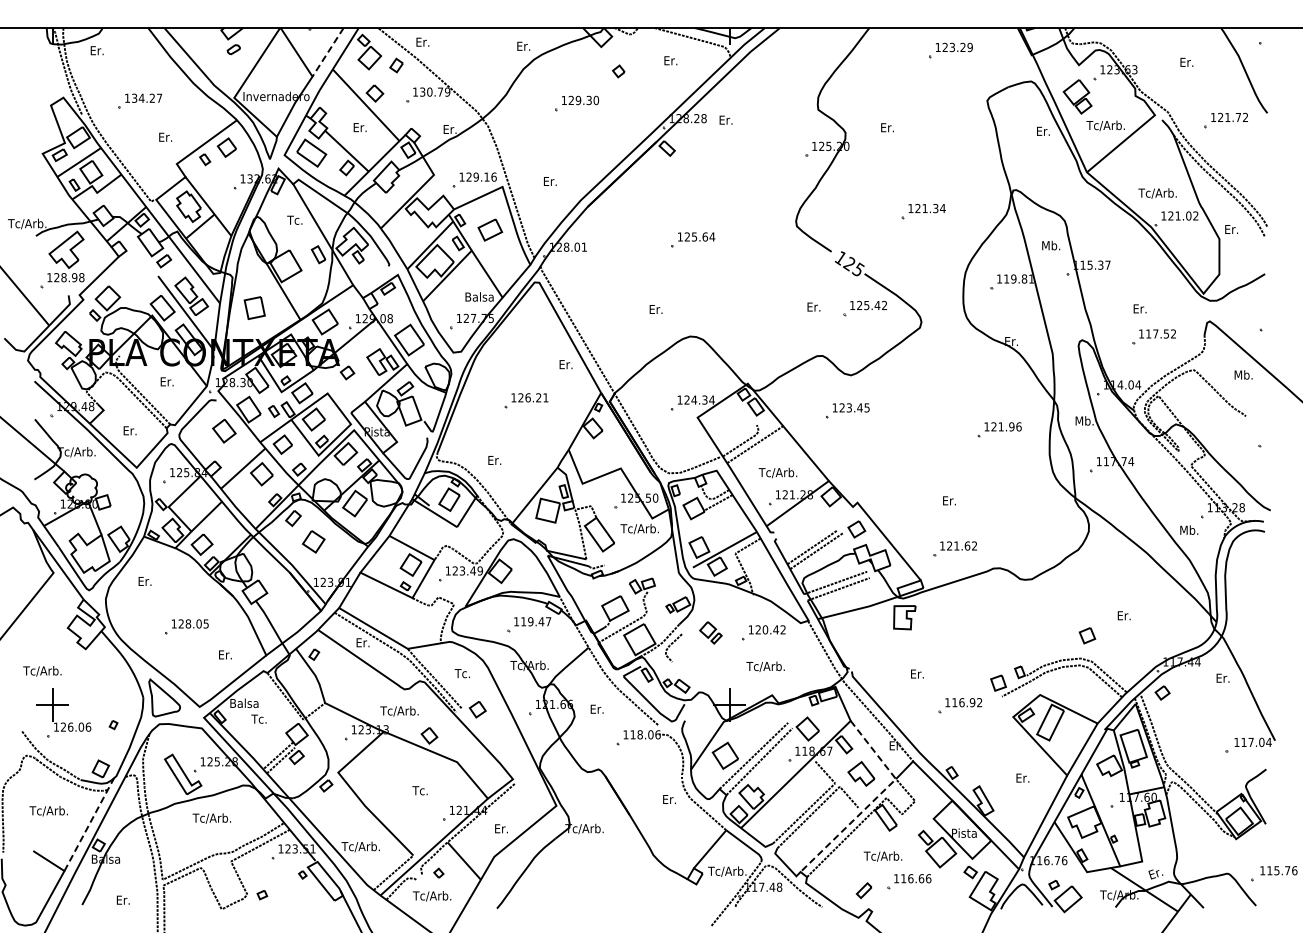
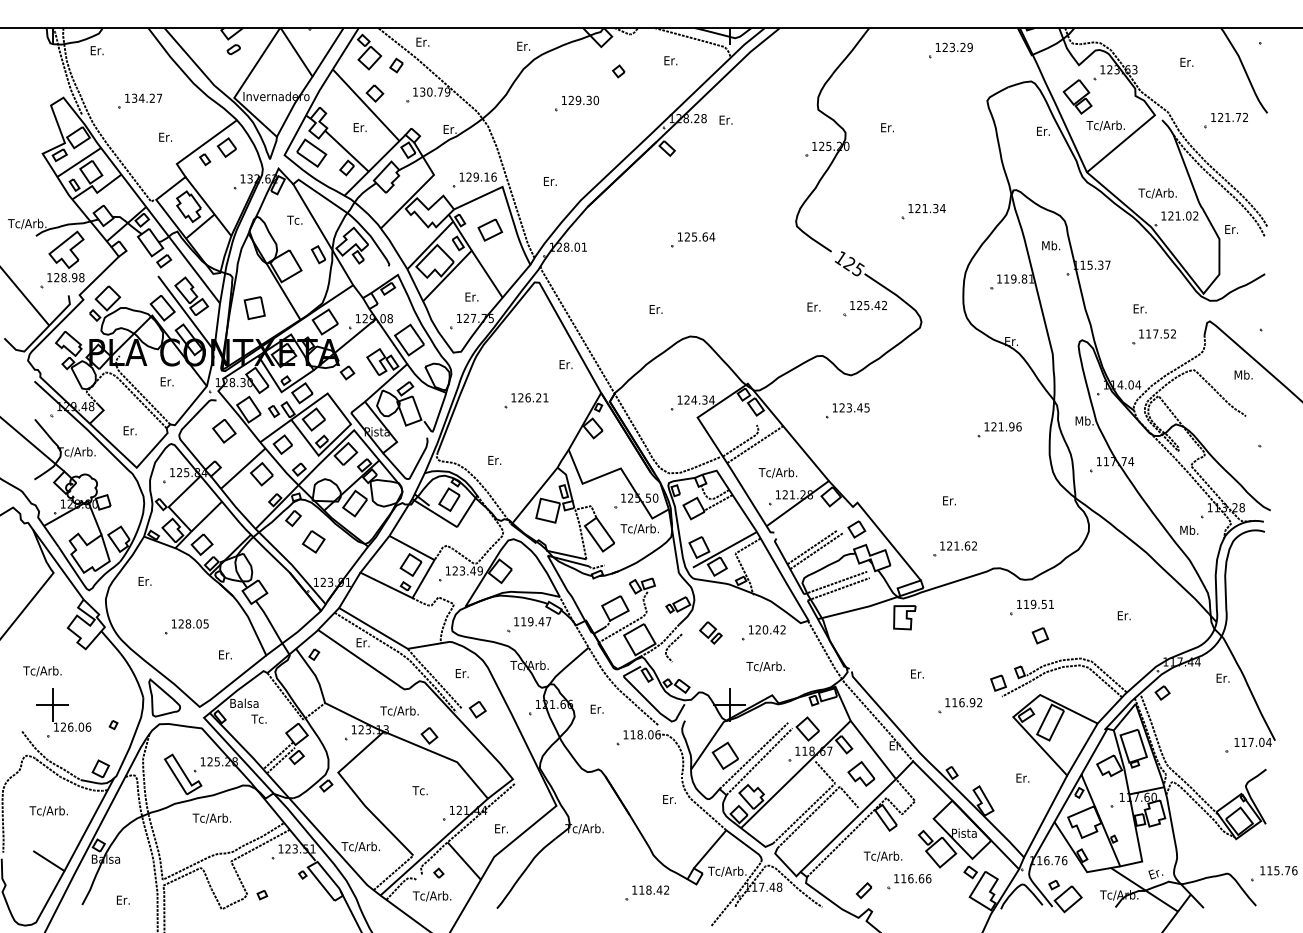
line: dashed -> solid (328, 52)
text: Balsa -> Er. (481, 296)
part: none -> present (1031, 607)
part position: (1087, 635) -> (1040, 635) (1040, 635)
text: Tc. -> Er. (461, 673)
line: dashed -> solid (874, 799)
line: dashed -> solid (89, 824)
part: none -> present (647, 892)
